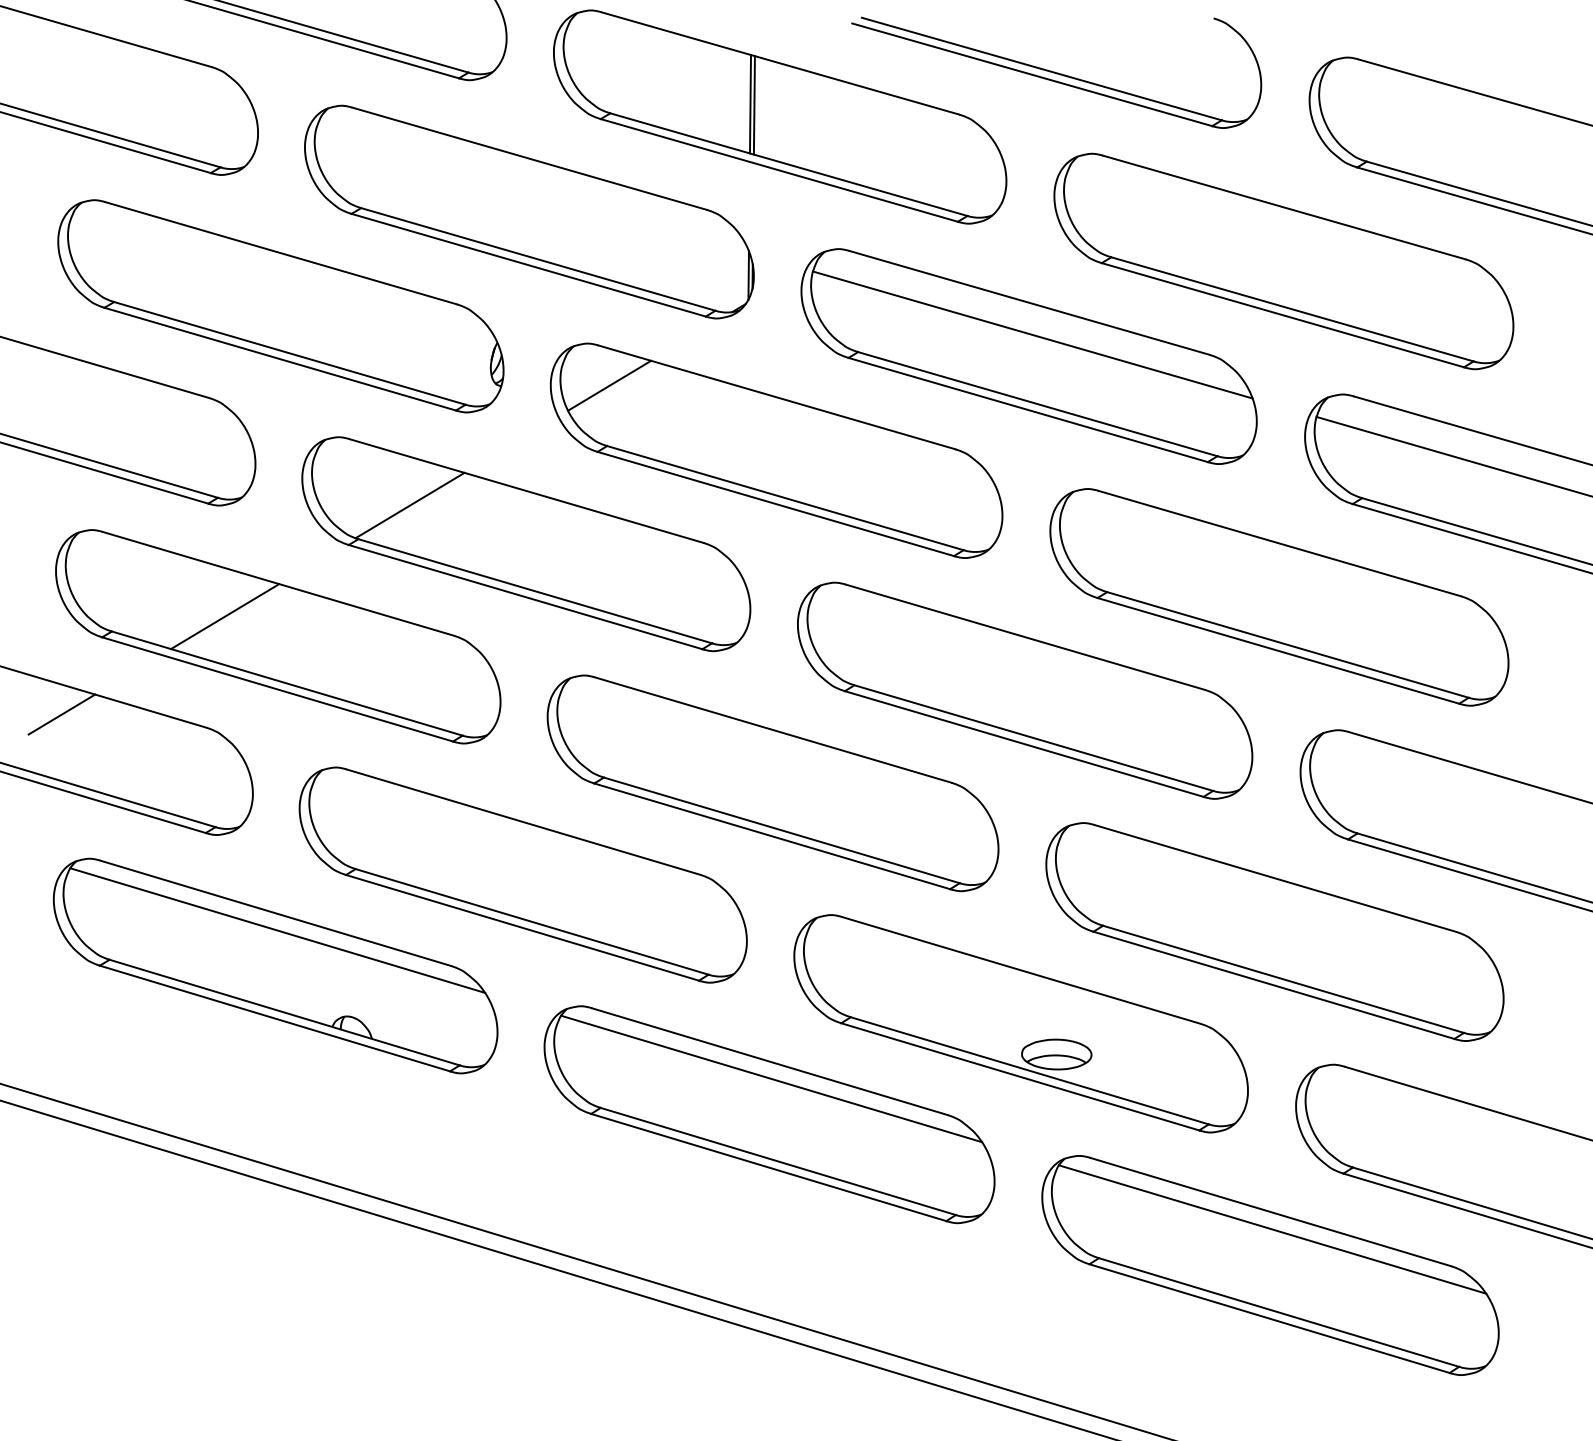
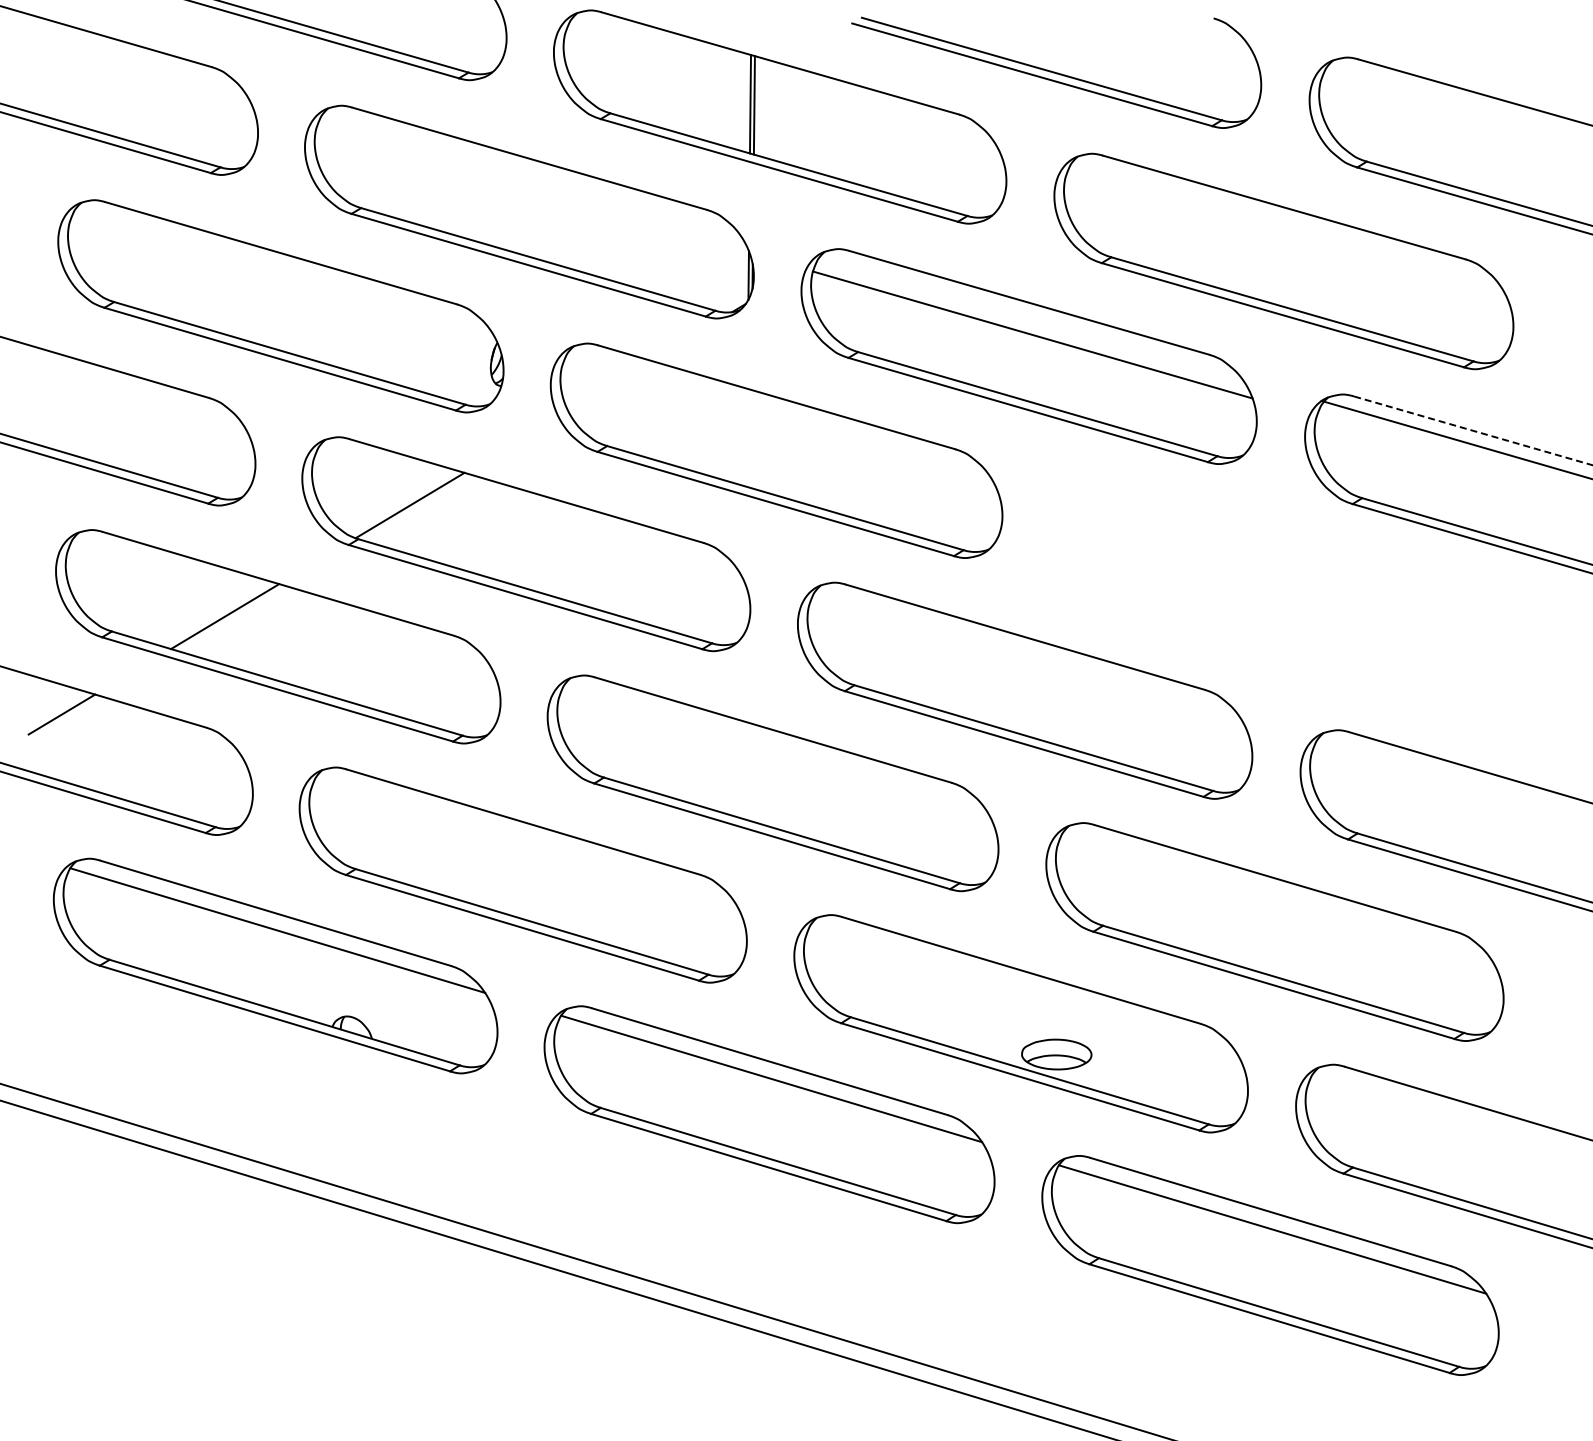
line: present -> none (609, 385)
line: solid -> dashed (1473, 430)
line position: (1452, 455) -> (1455, 439) (1455, 439)
part: present -> none (1279, 597)
